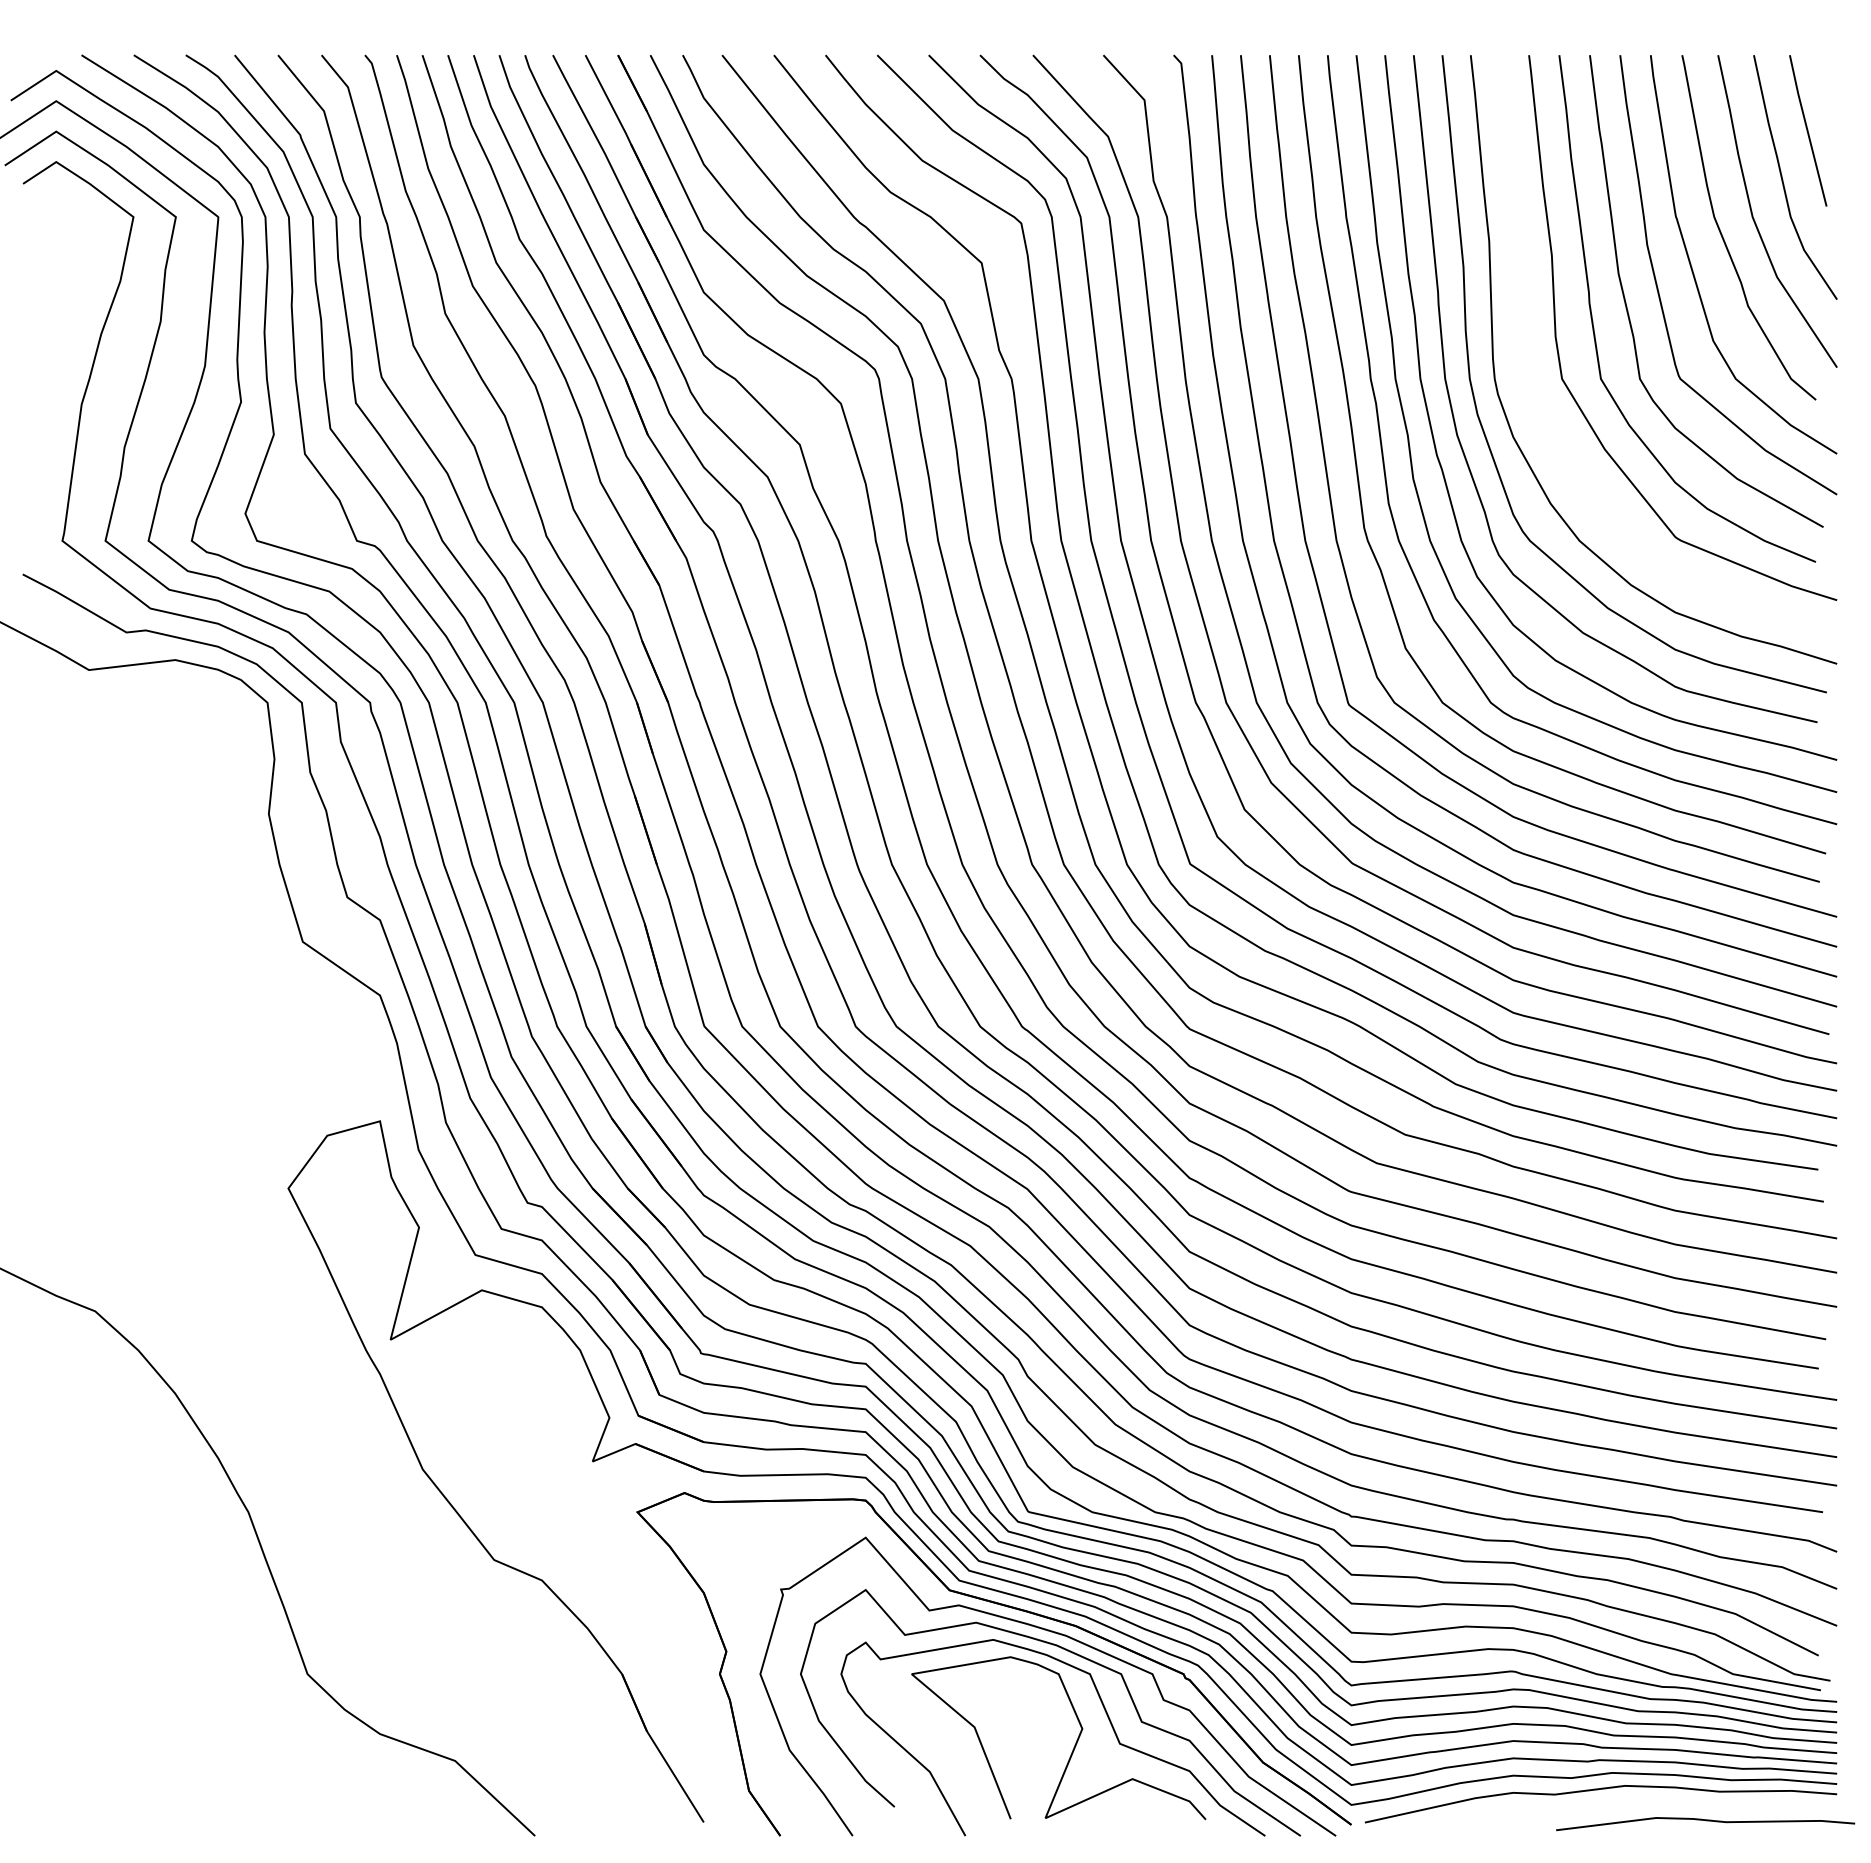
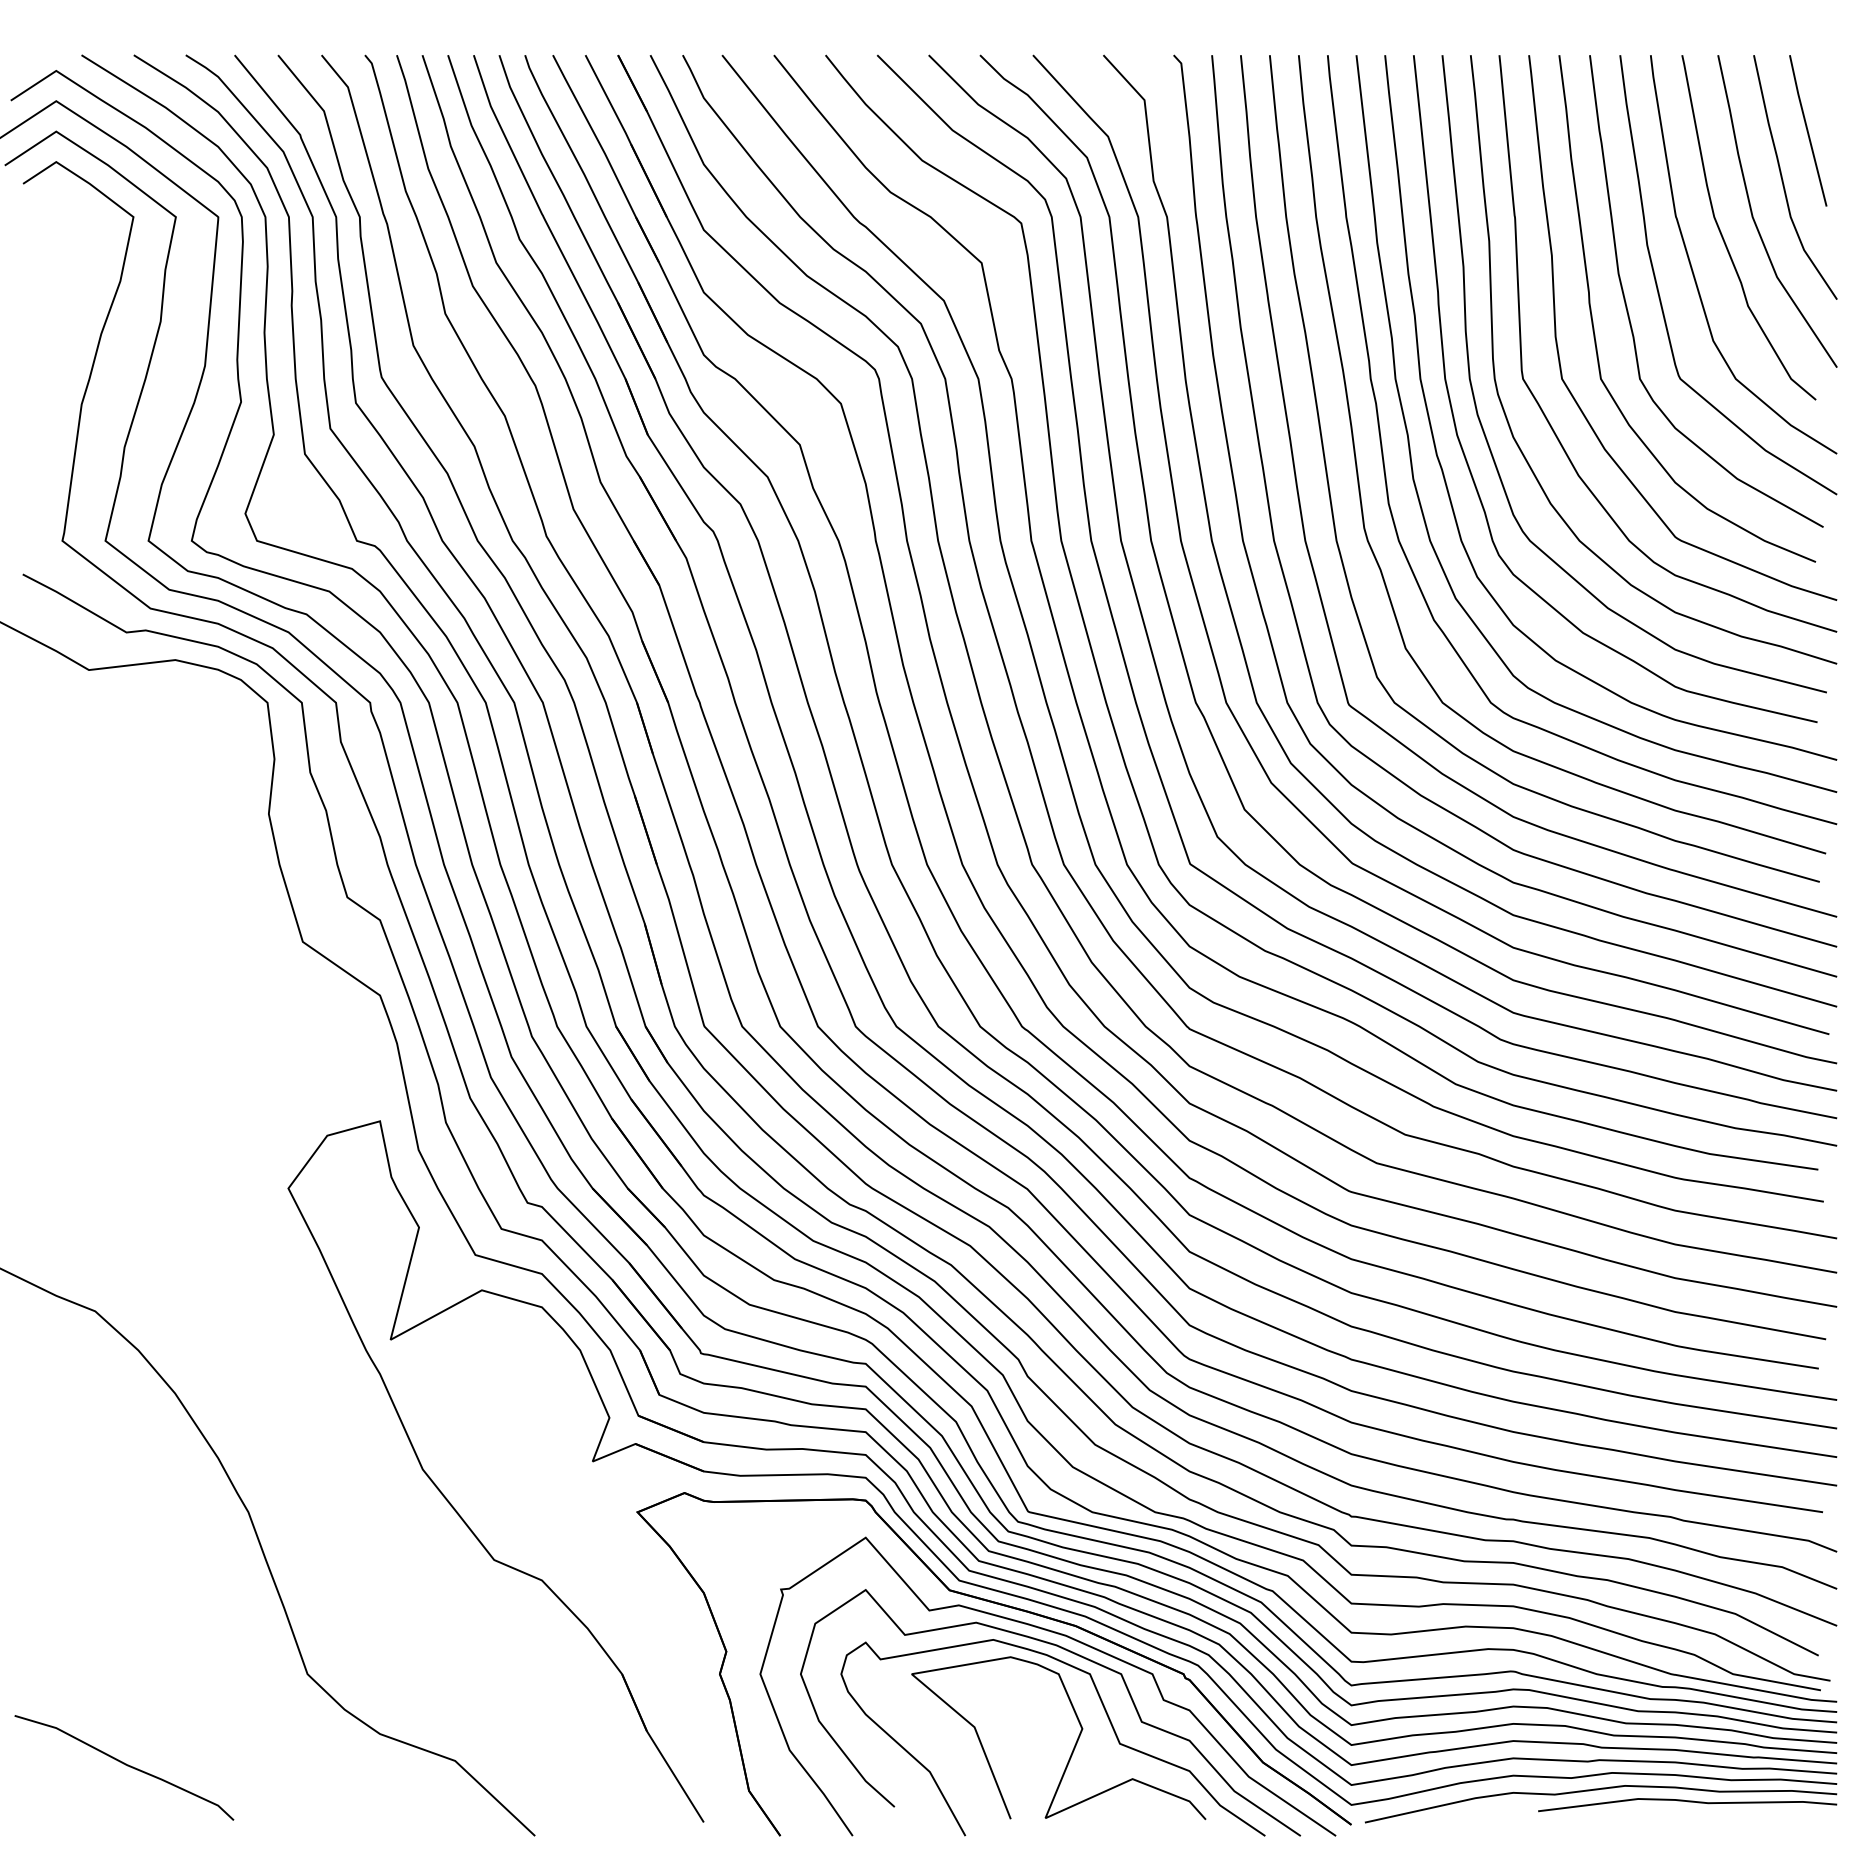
curve: none -> present (1544, 412)
curve: none -> present (125, 1765)
curve position: (1705, 1821) -> (1687, 1802) (1687, 1802)
